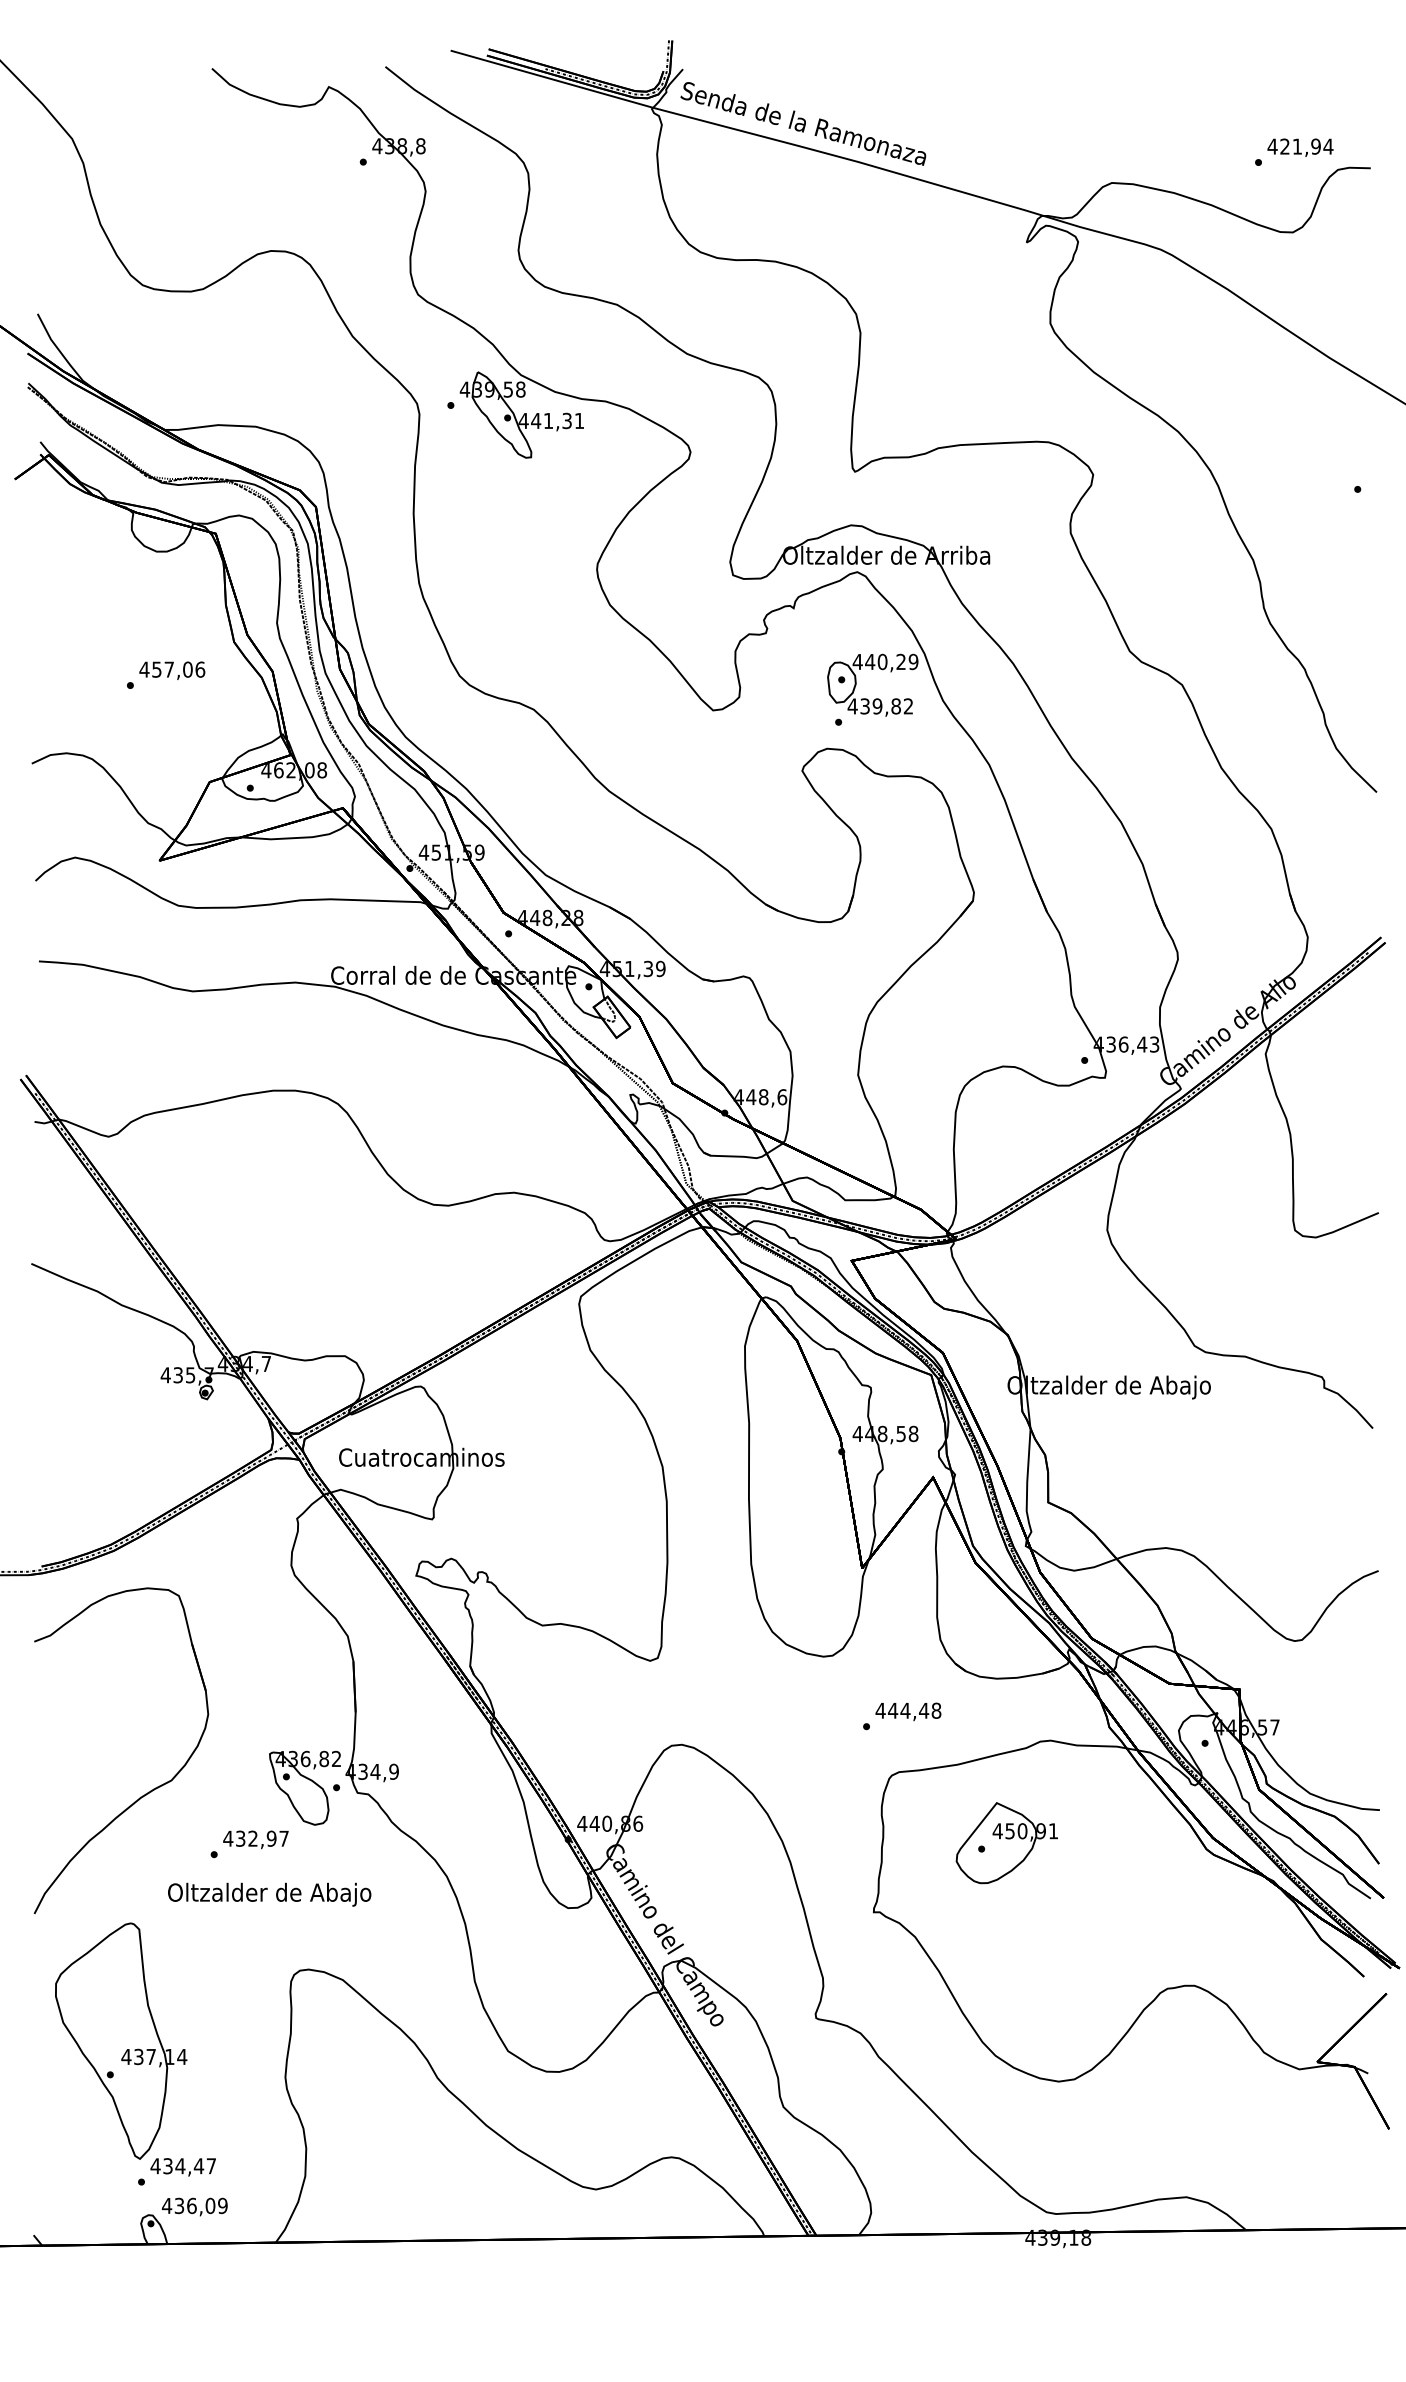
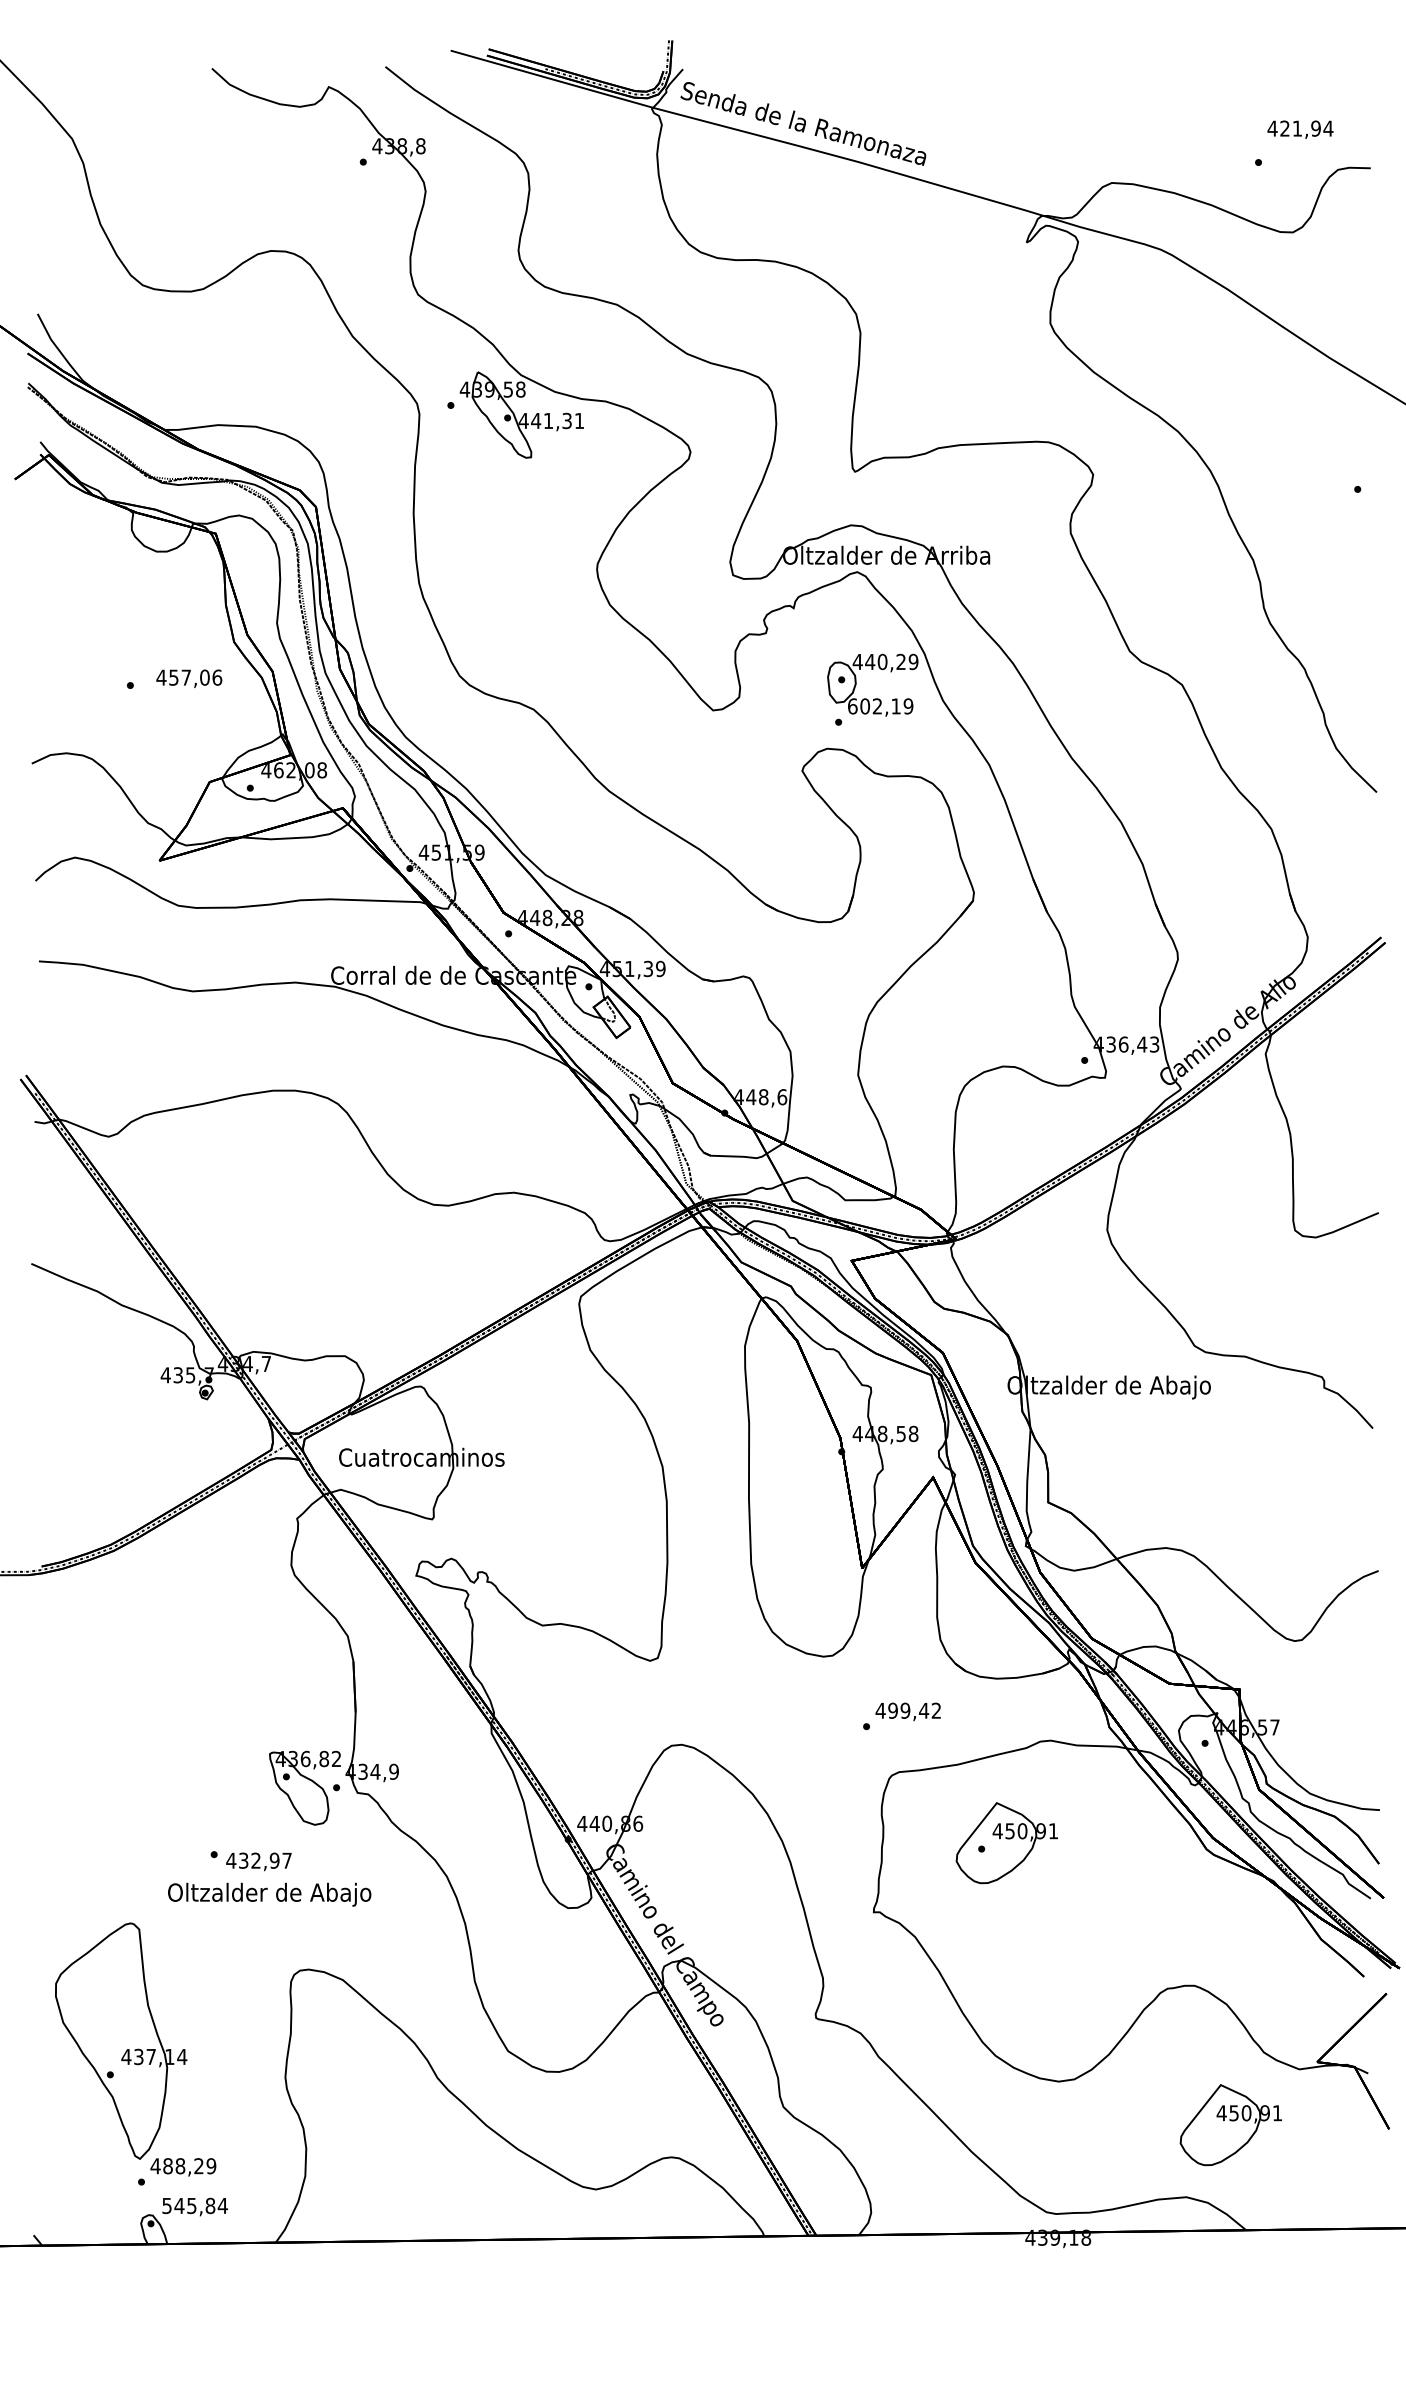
text position: (1300, 147) -> (1300, 129) (1300, 129)
text position: (172, 670) -> (189, 678) (189, 678)
text: 439,82 -> 602,19 (880, 706)
text: 444,48 -> 499,42 (914, 1710)
part: present -> none (148, 1791)
text position: (255, 1839) -> (258, 1861) (258, 1861)
part: none -> present (1230, 2125)
text: 434,47 -> 488,29 (189, 2166)
text: 436,09 -> 545,84 (194, 2205)
